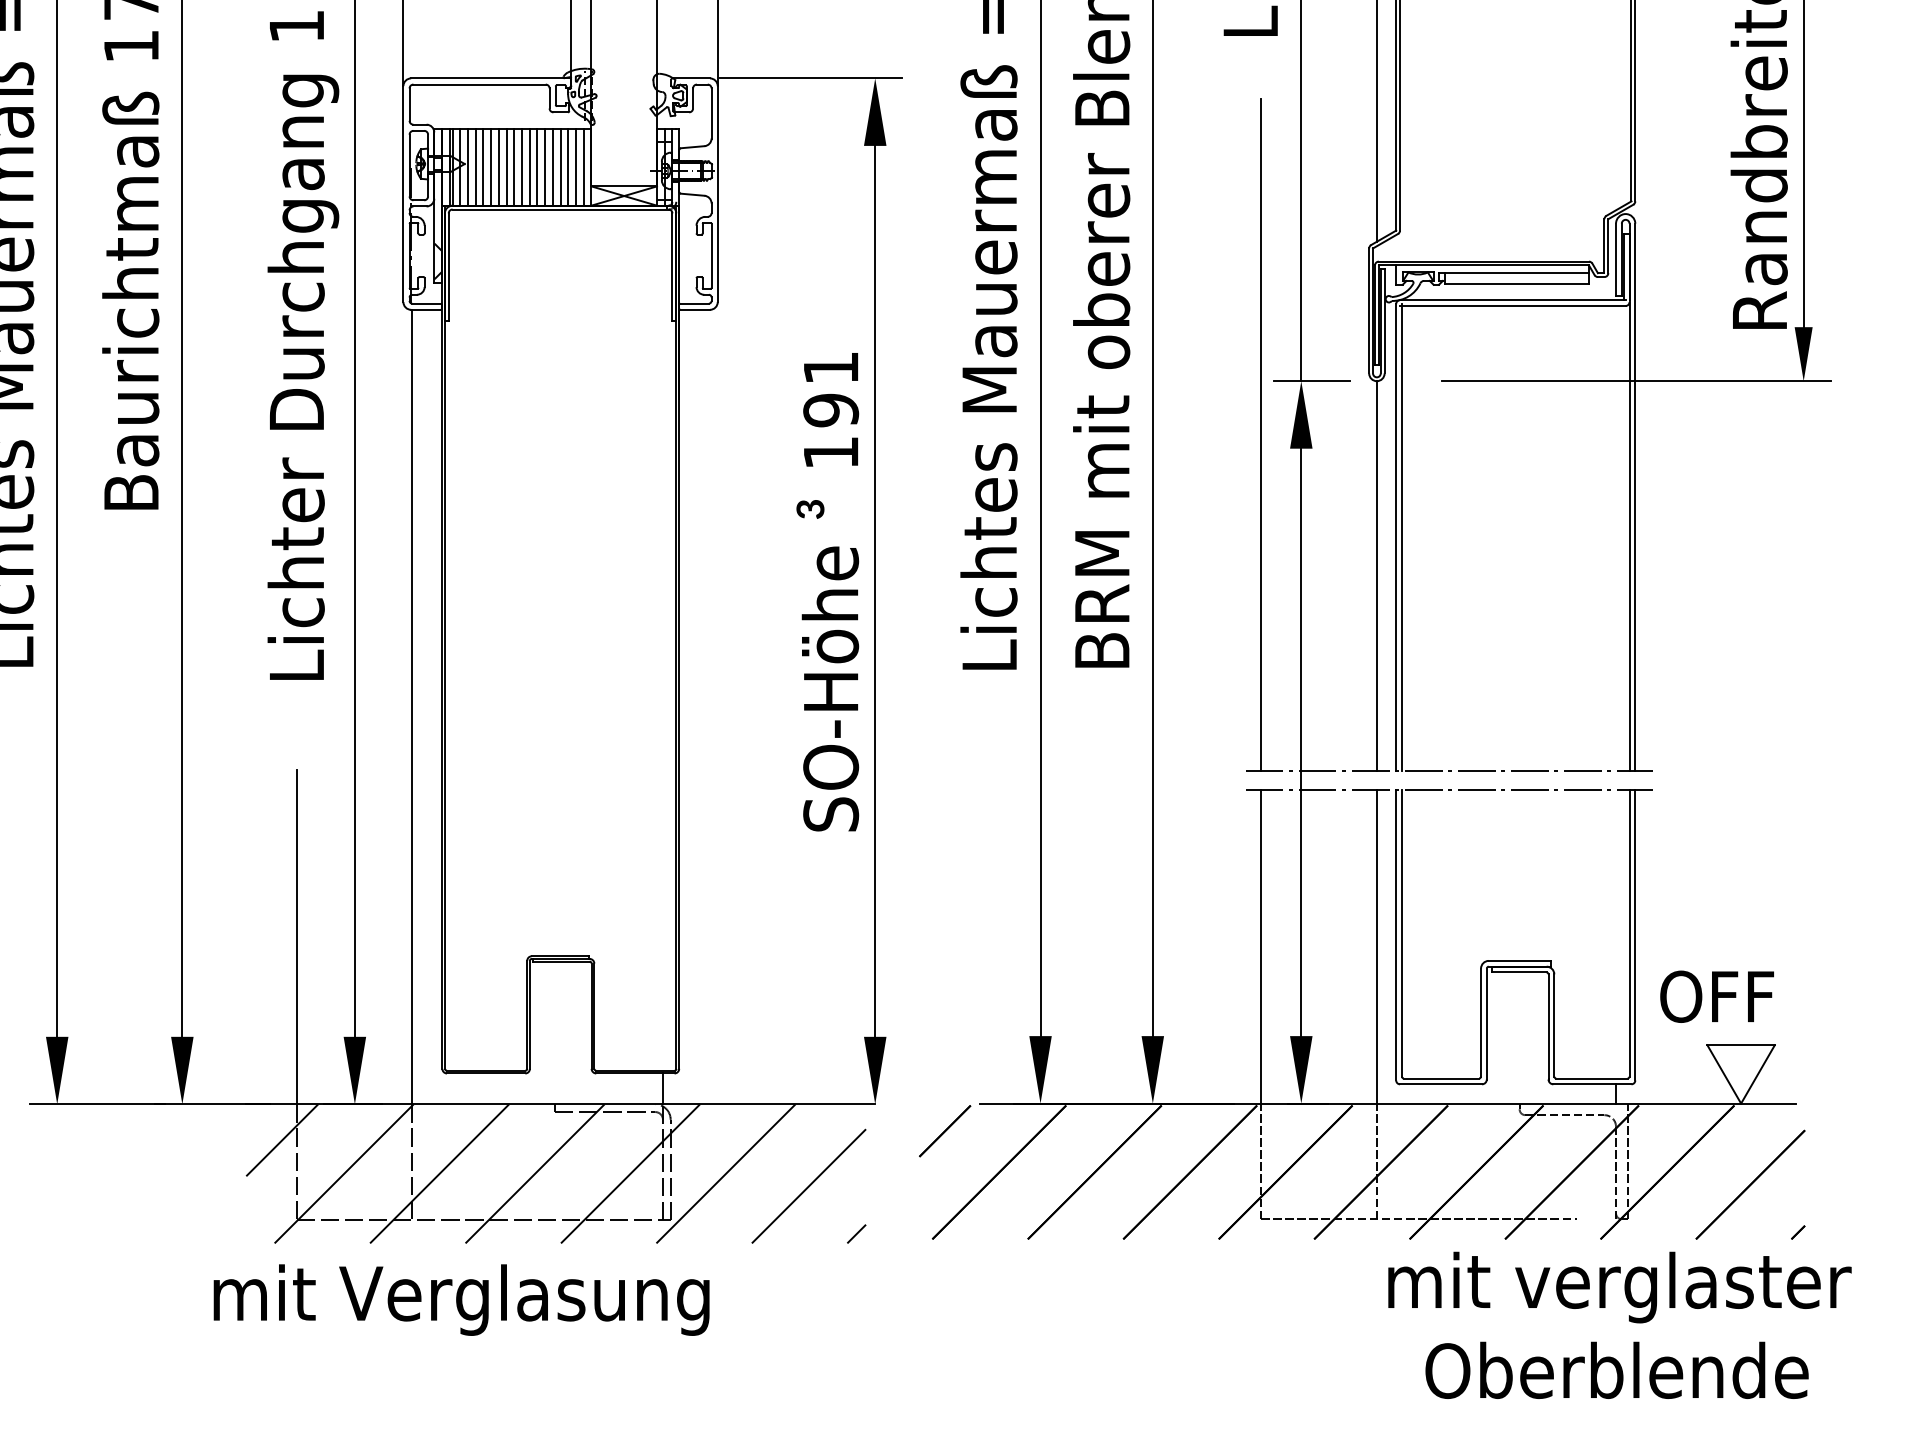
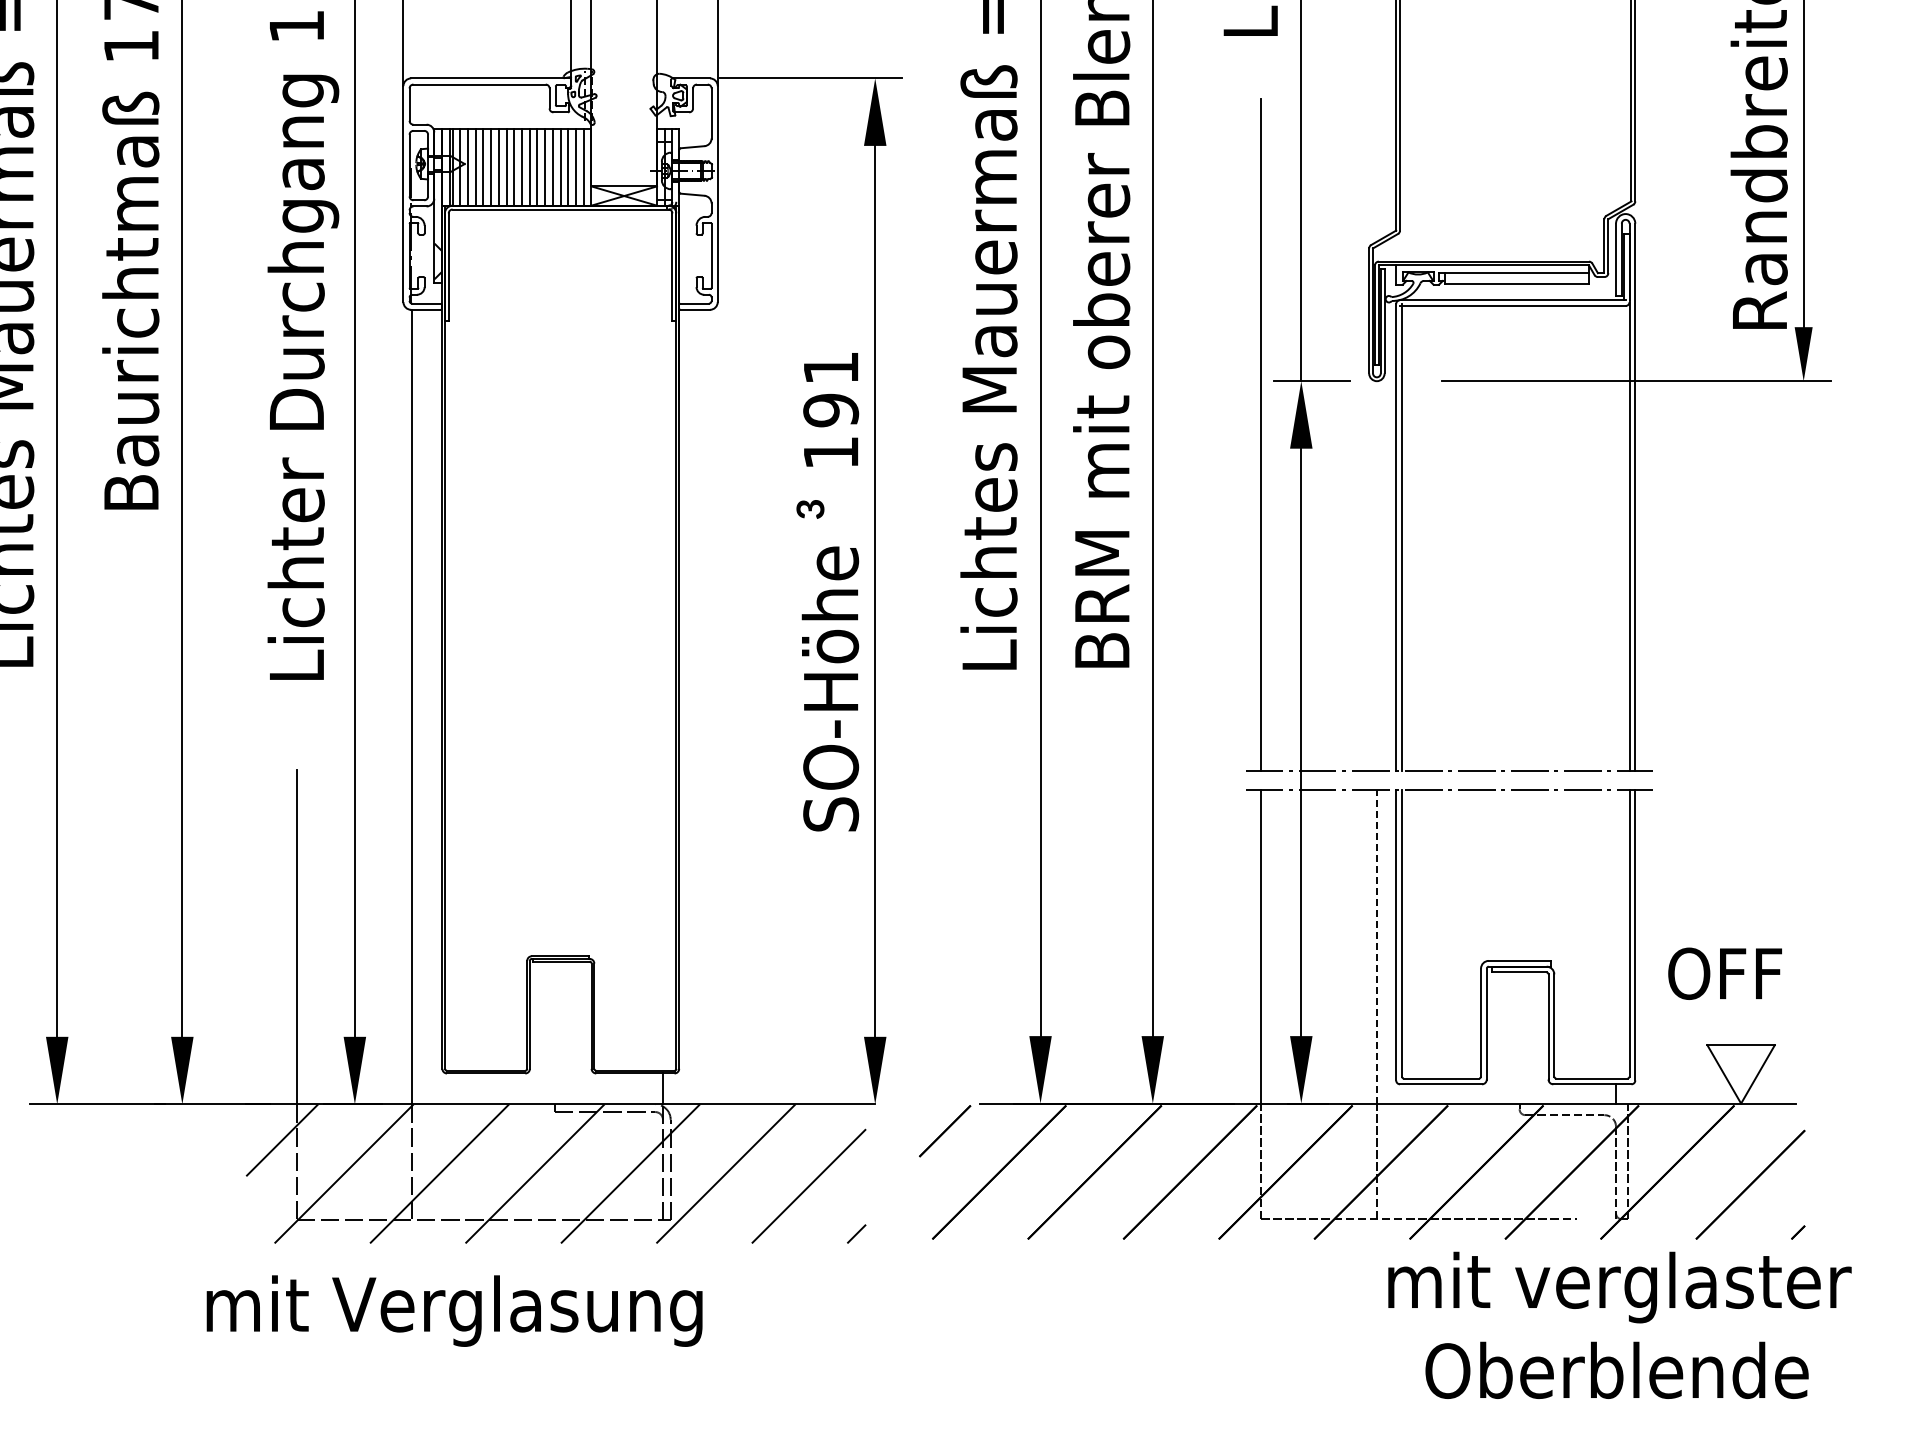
line: present -> none (1376, 121)
line: present -> none (1376, 576)
line: solid -> dashed (1376, 946)
text position: (1716, 996) -> (1724, 973) (1724, 973)
text position: (461, 1299) -> (454, 1310) (454, 1310)
